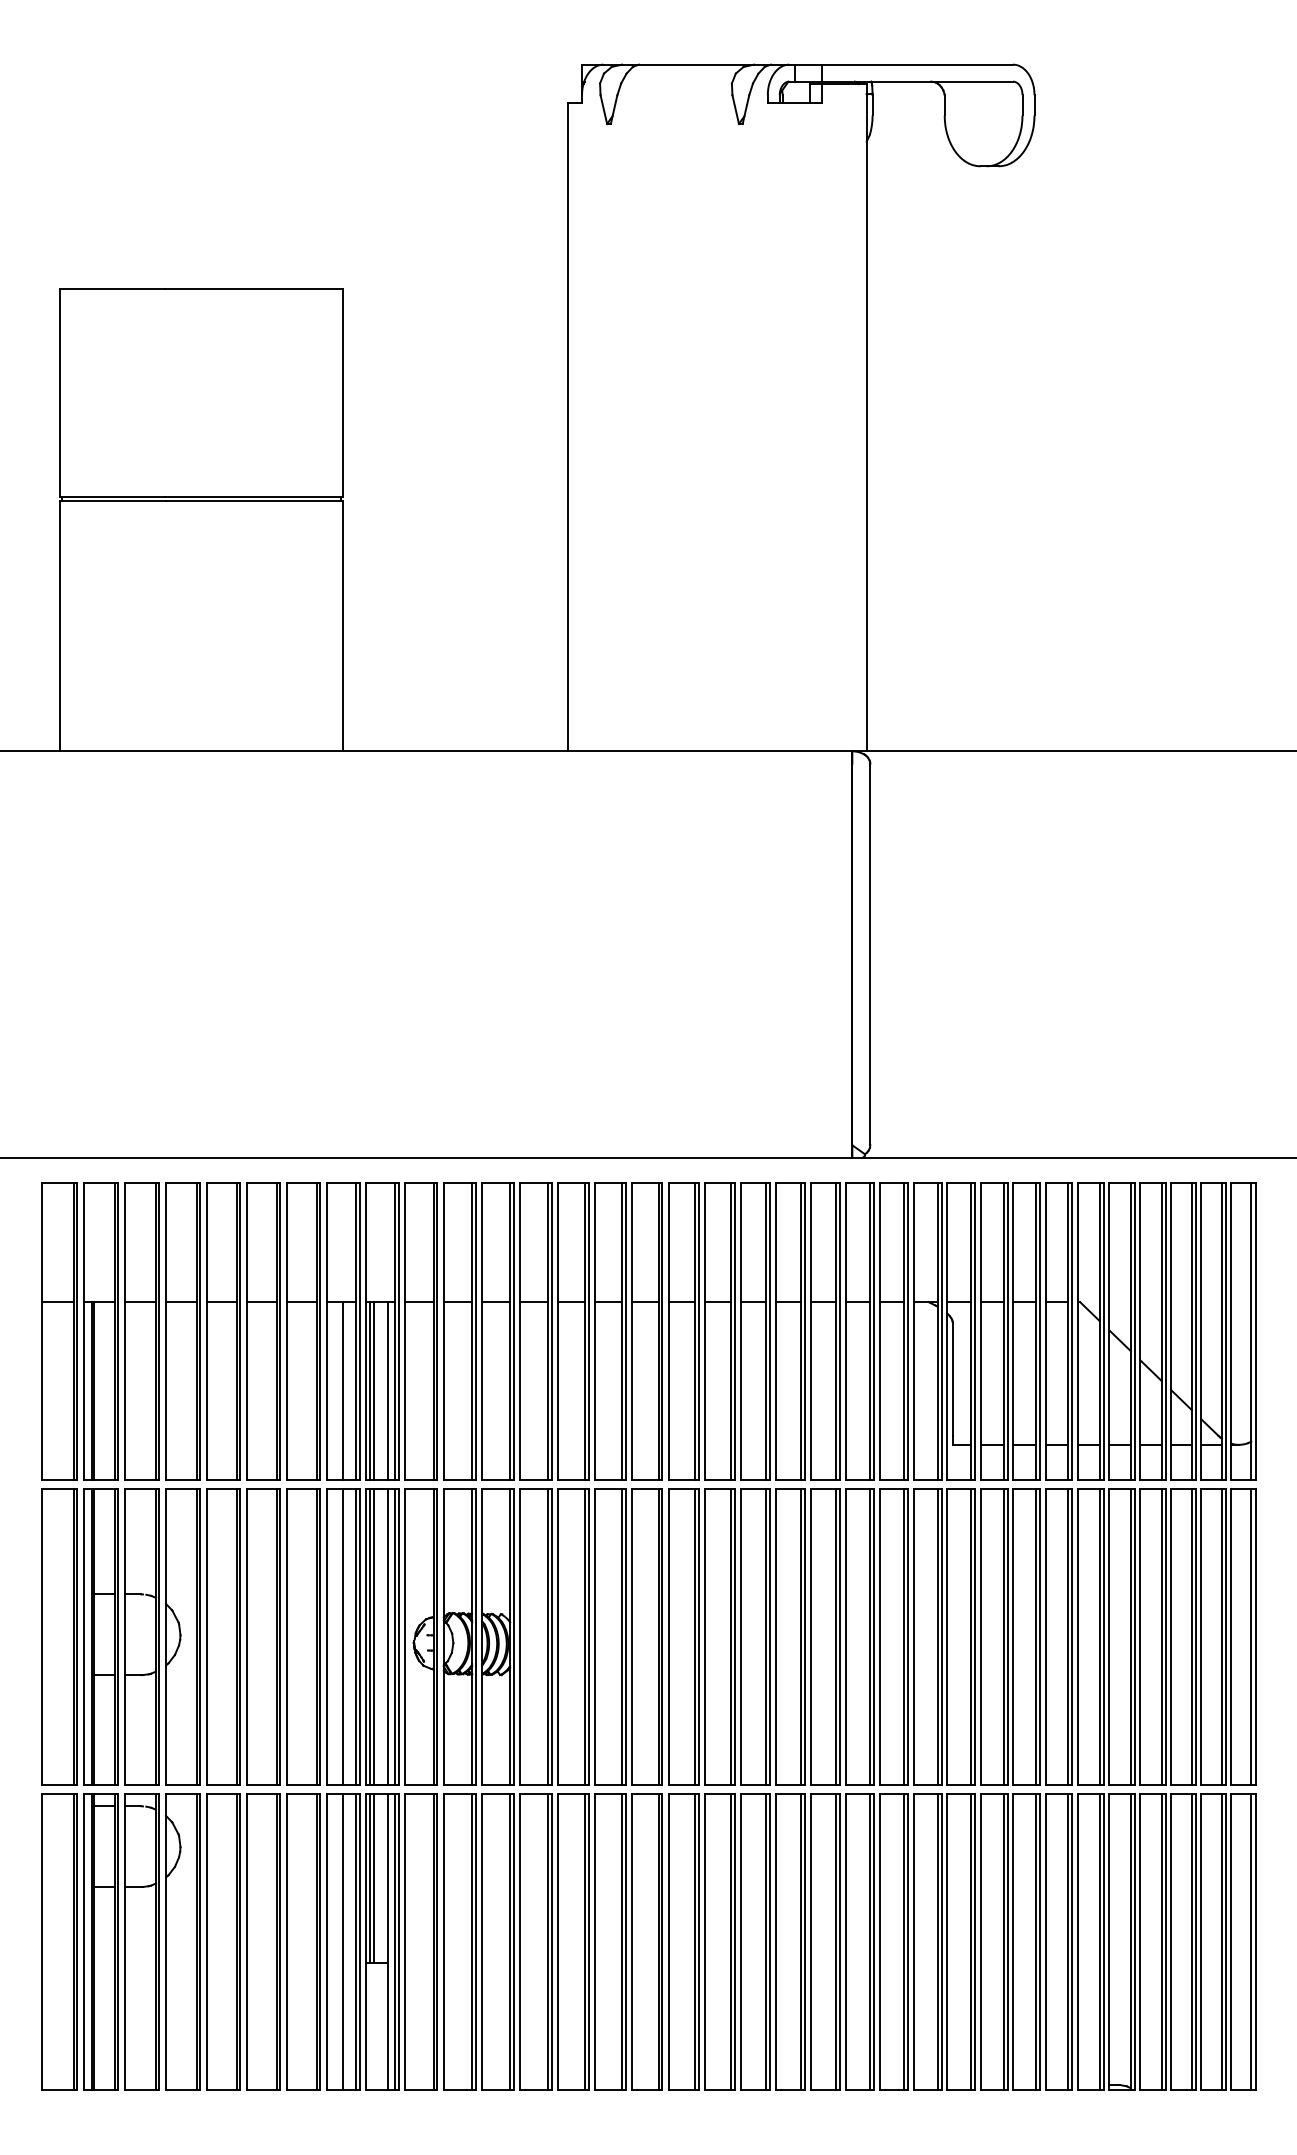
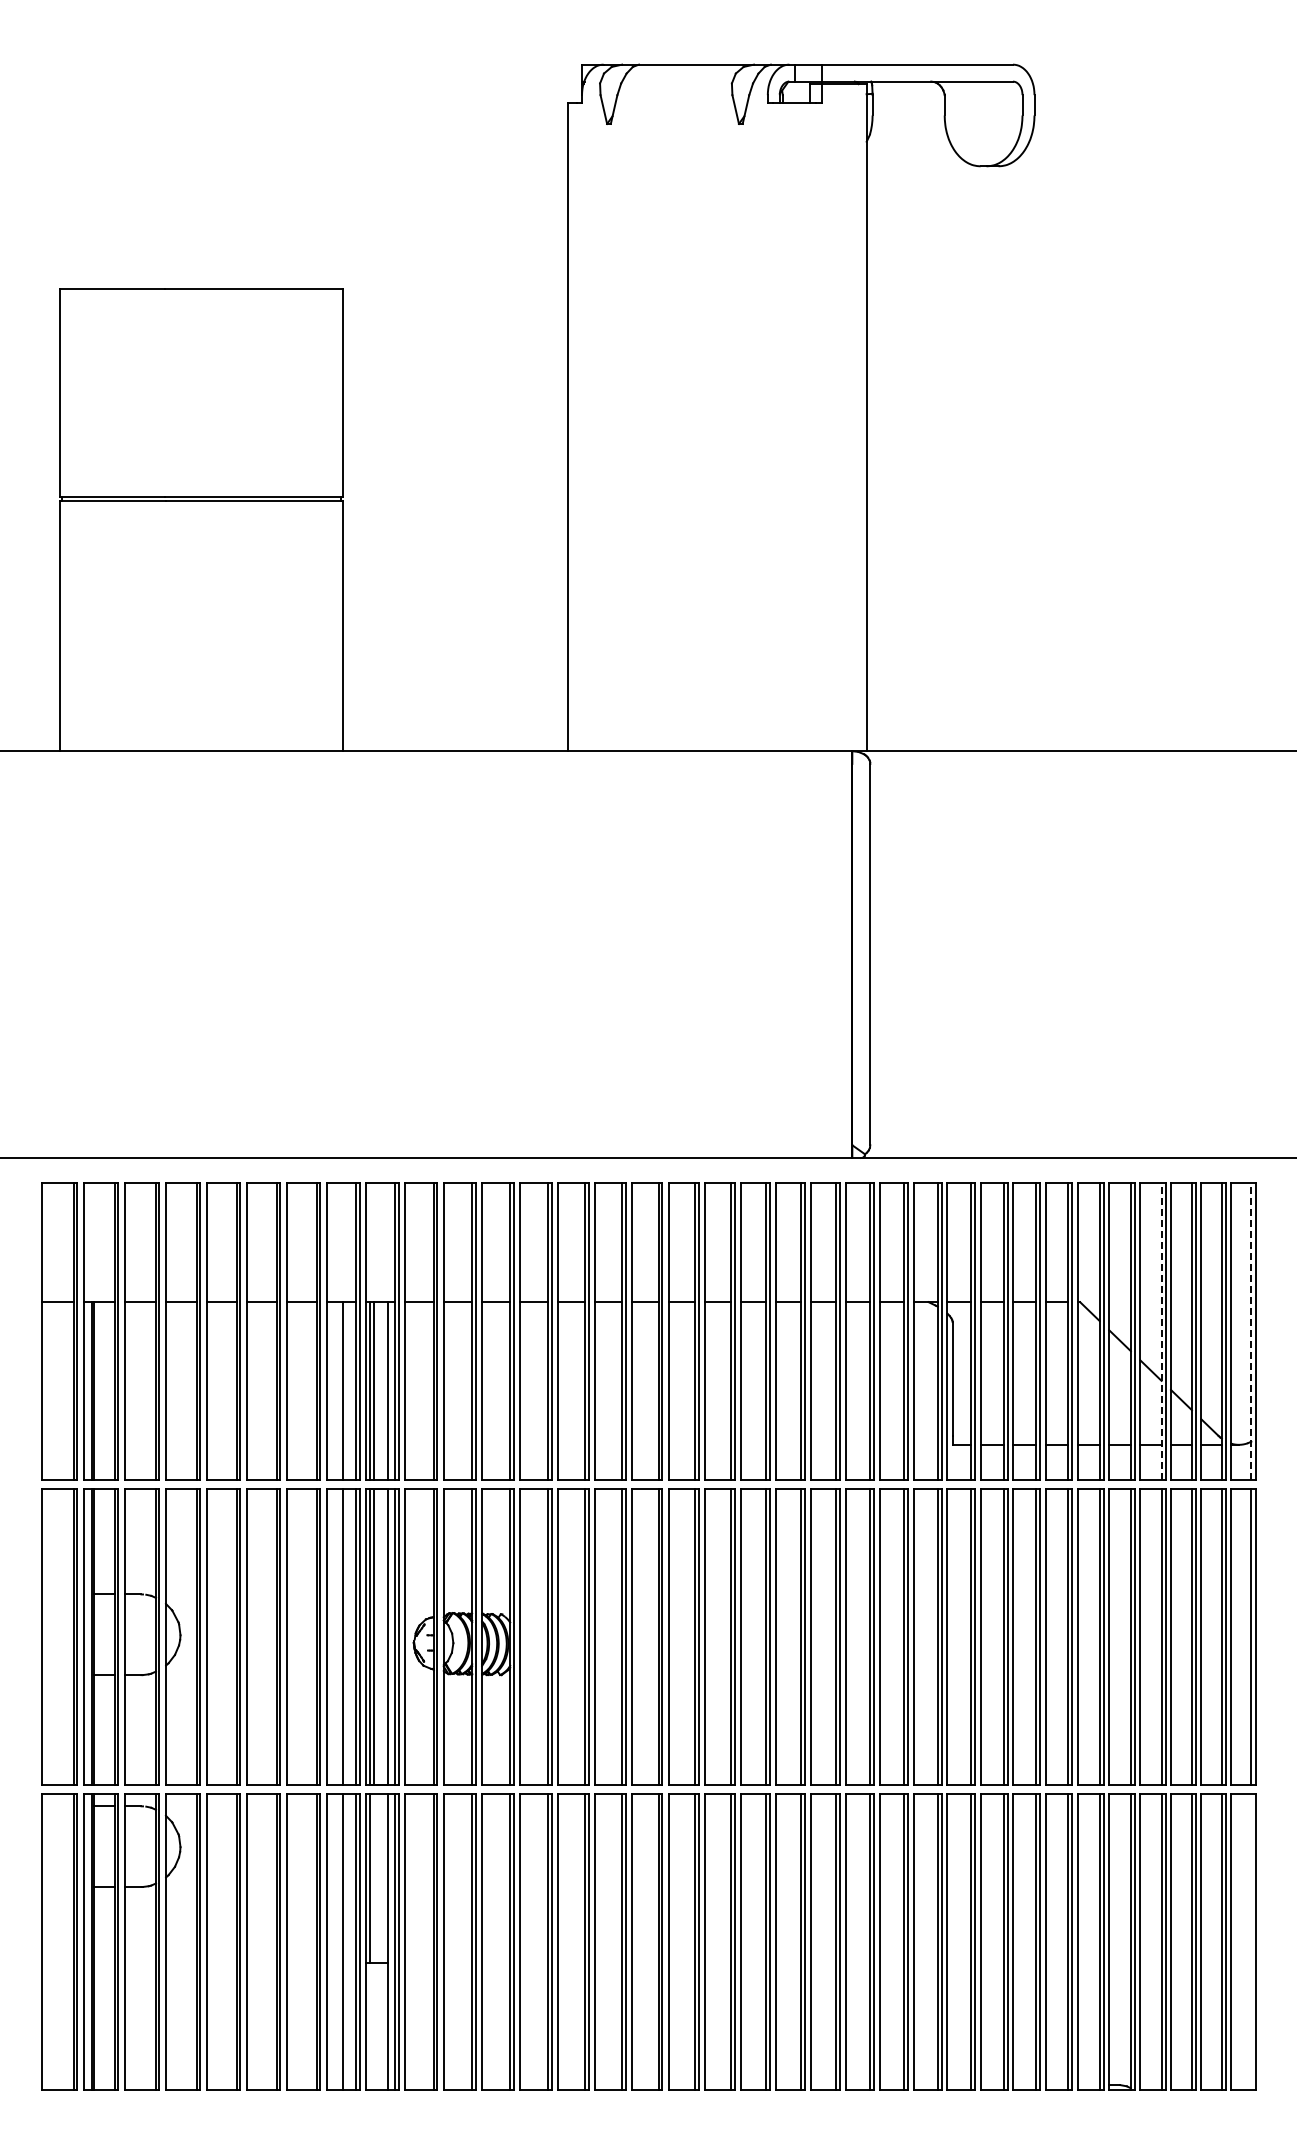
line: solid -> dashed (1161, 1331)
line: solid -> dashed (1251, 1331)
line: present -> none (373, 1878)
line: present -> none (1251, 1941)
